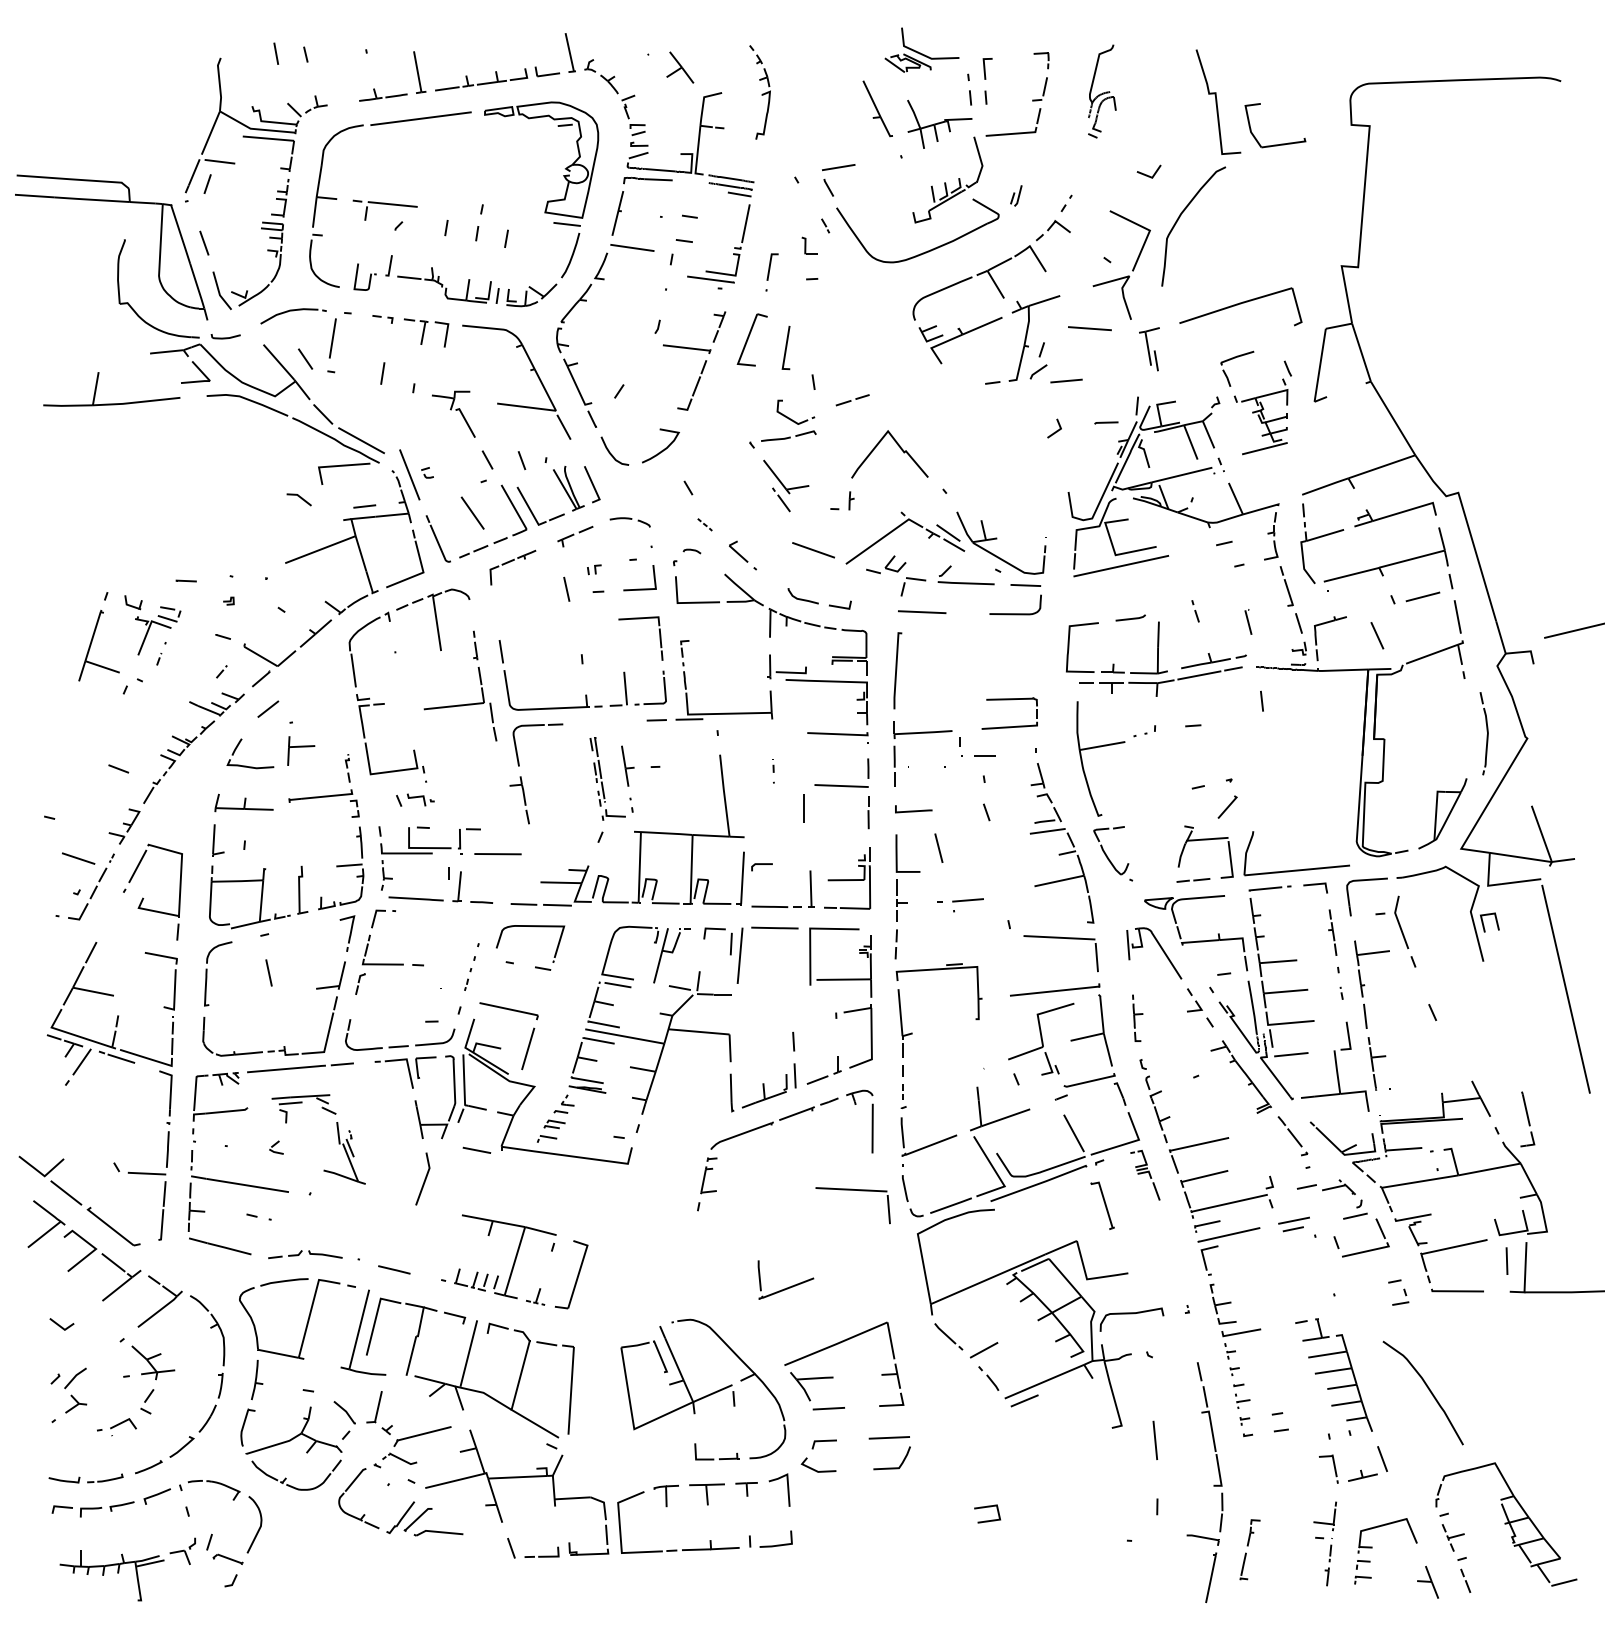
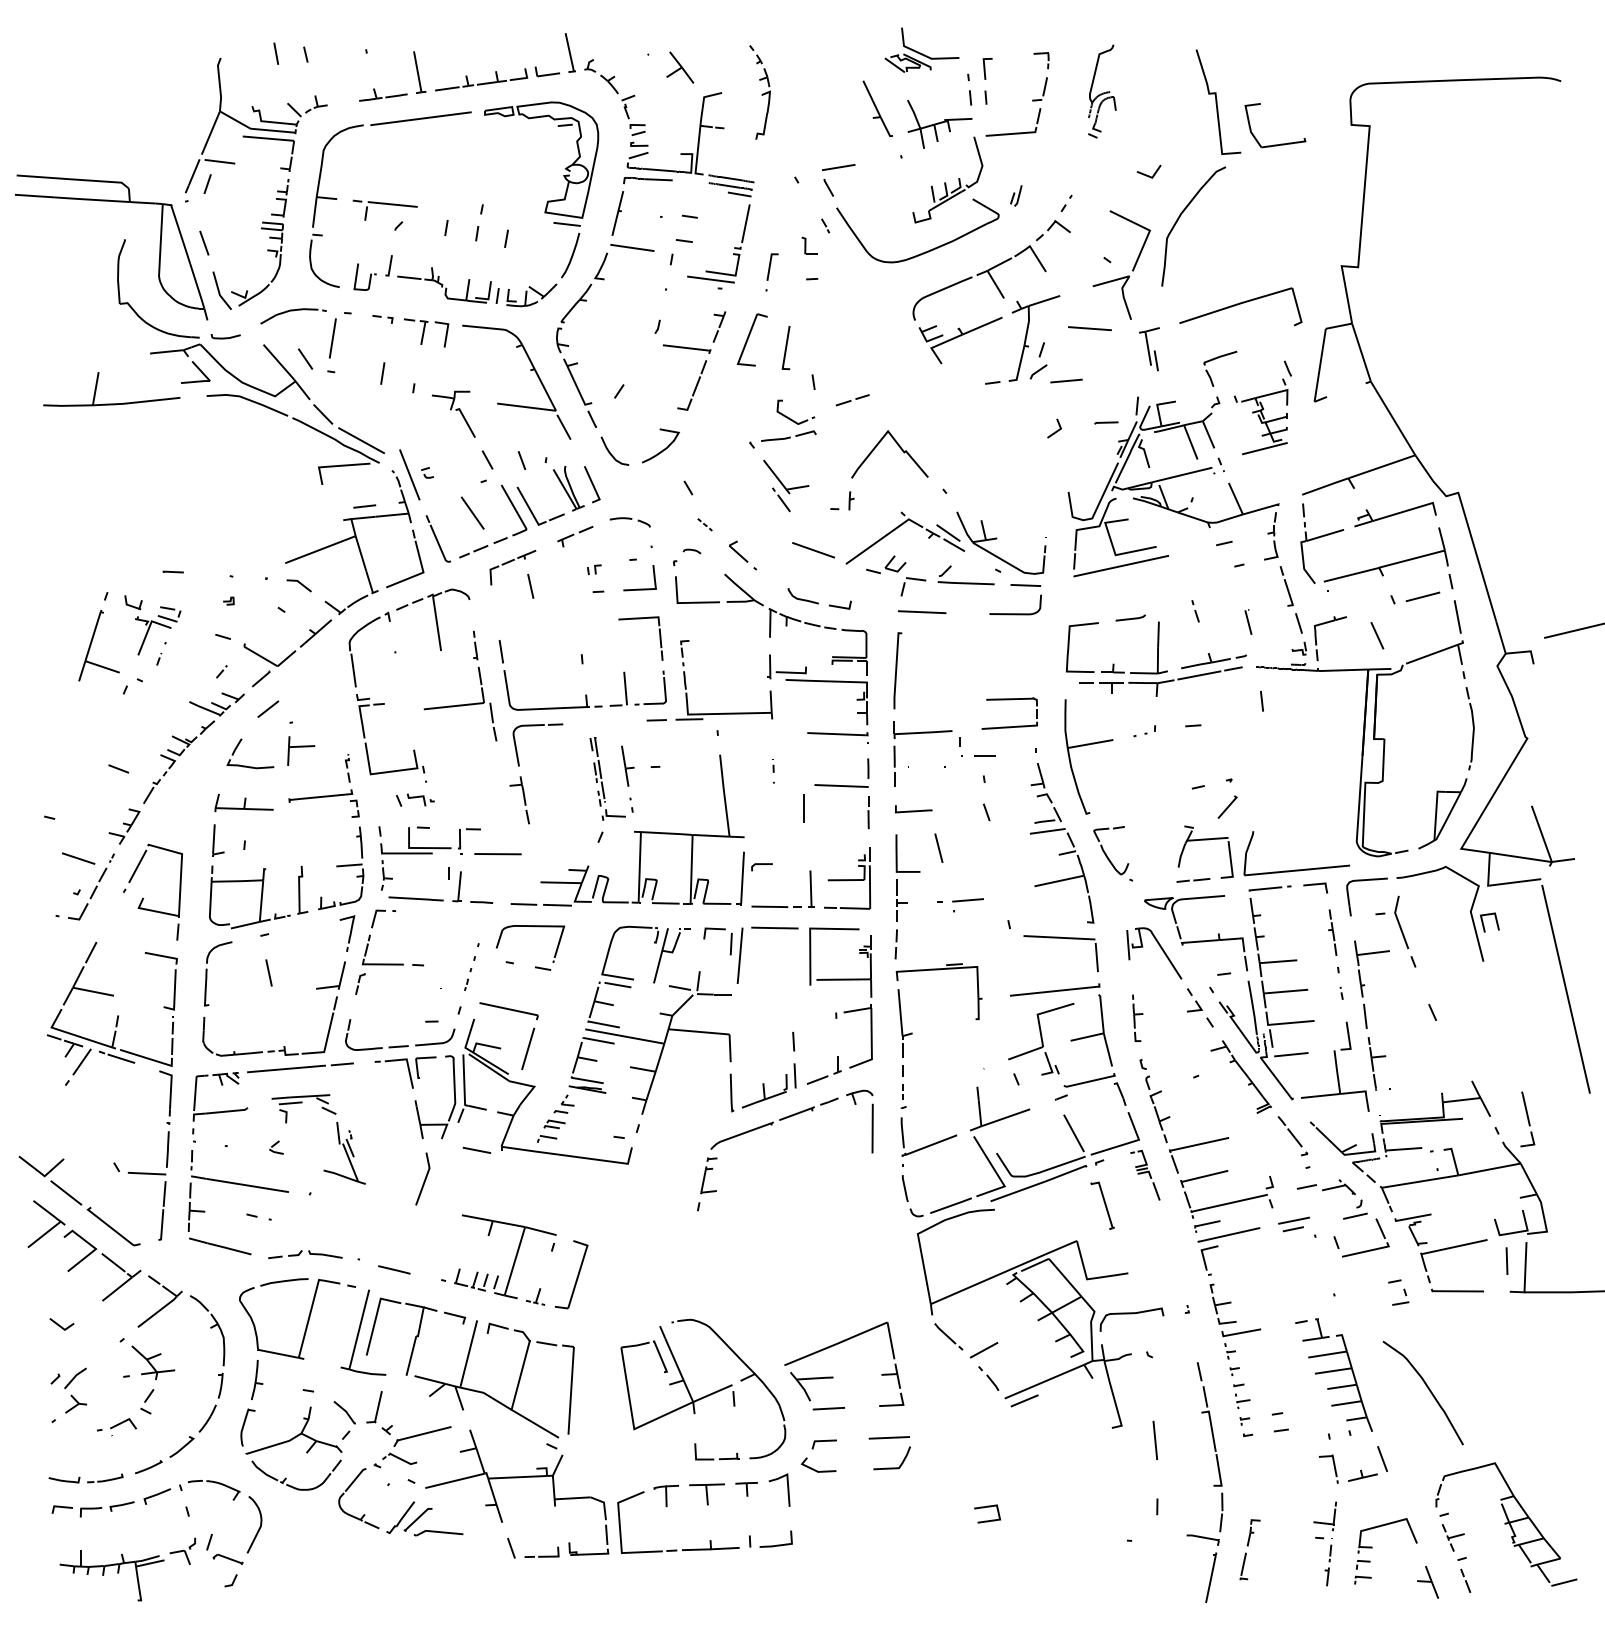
part position: (1233, 359) -> (1216, 359) (1216, 359)
line position: (299, 497) -> (299, 583) (299, 583)
line position: (185, 580) -> (172, 571) (172, 571)
line position: (566, 588) -> (530, 585) (530, 585)
part position: (1483, 733) -> (1469, 728) (1469, 728)
part position: (1100, 747) -> (1088, 745) (1088, 745)
part: present -> none (852, 1190)
part: present -> none (789, 1286)
